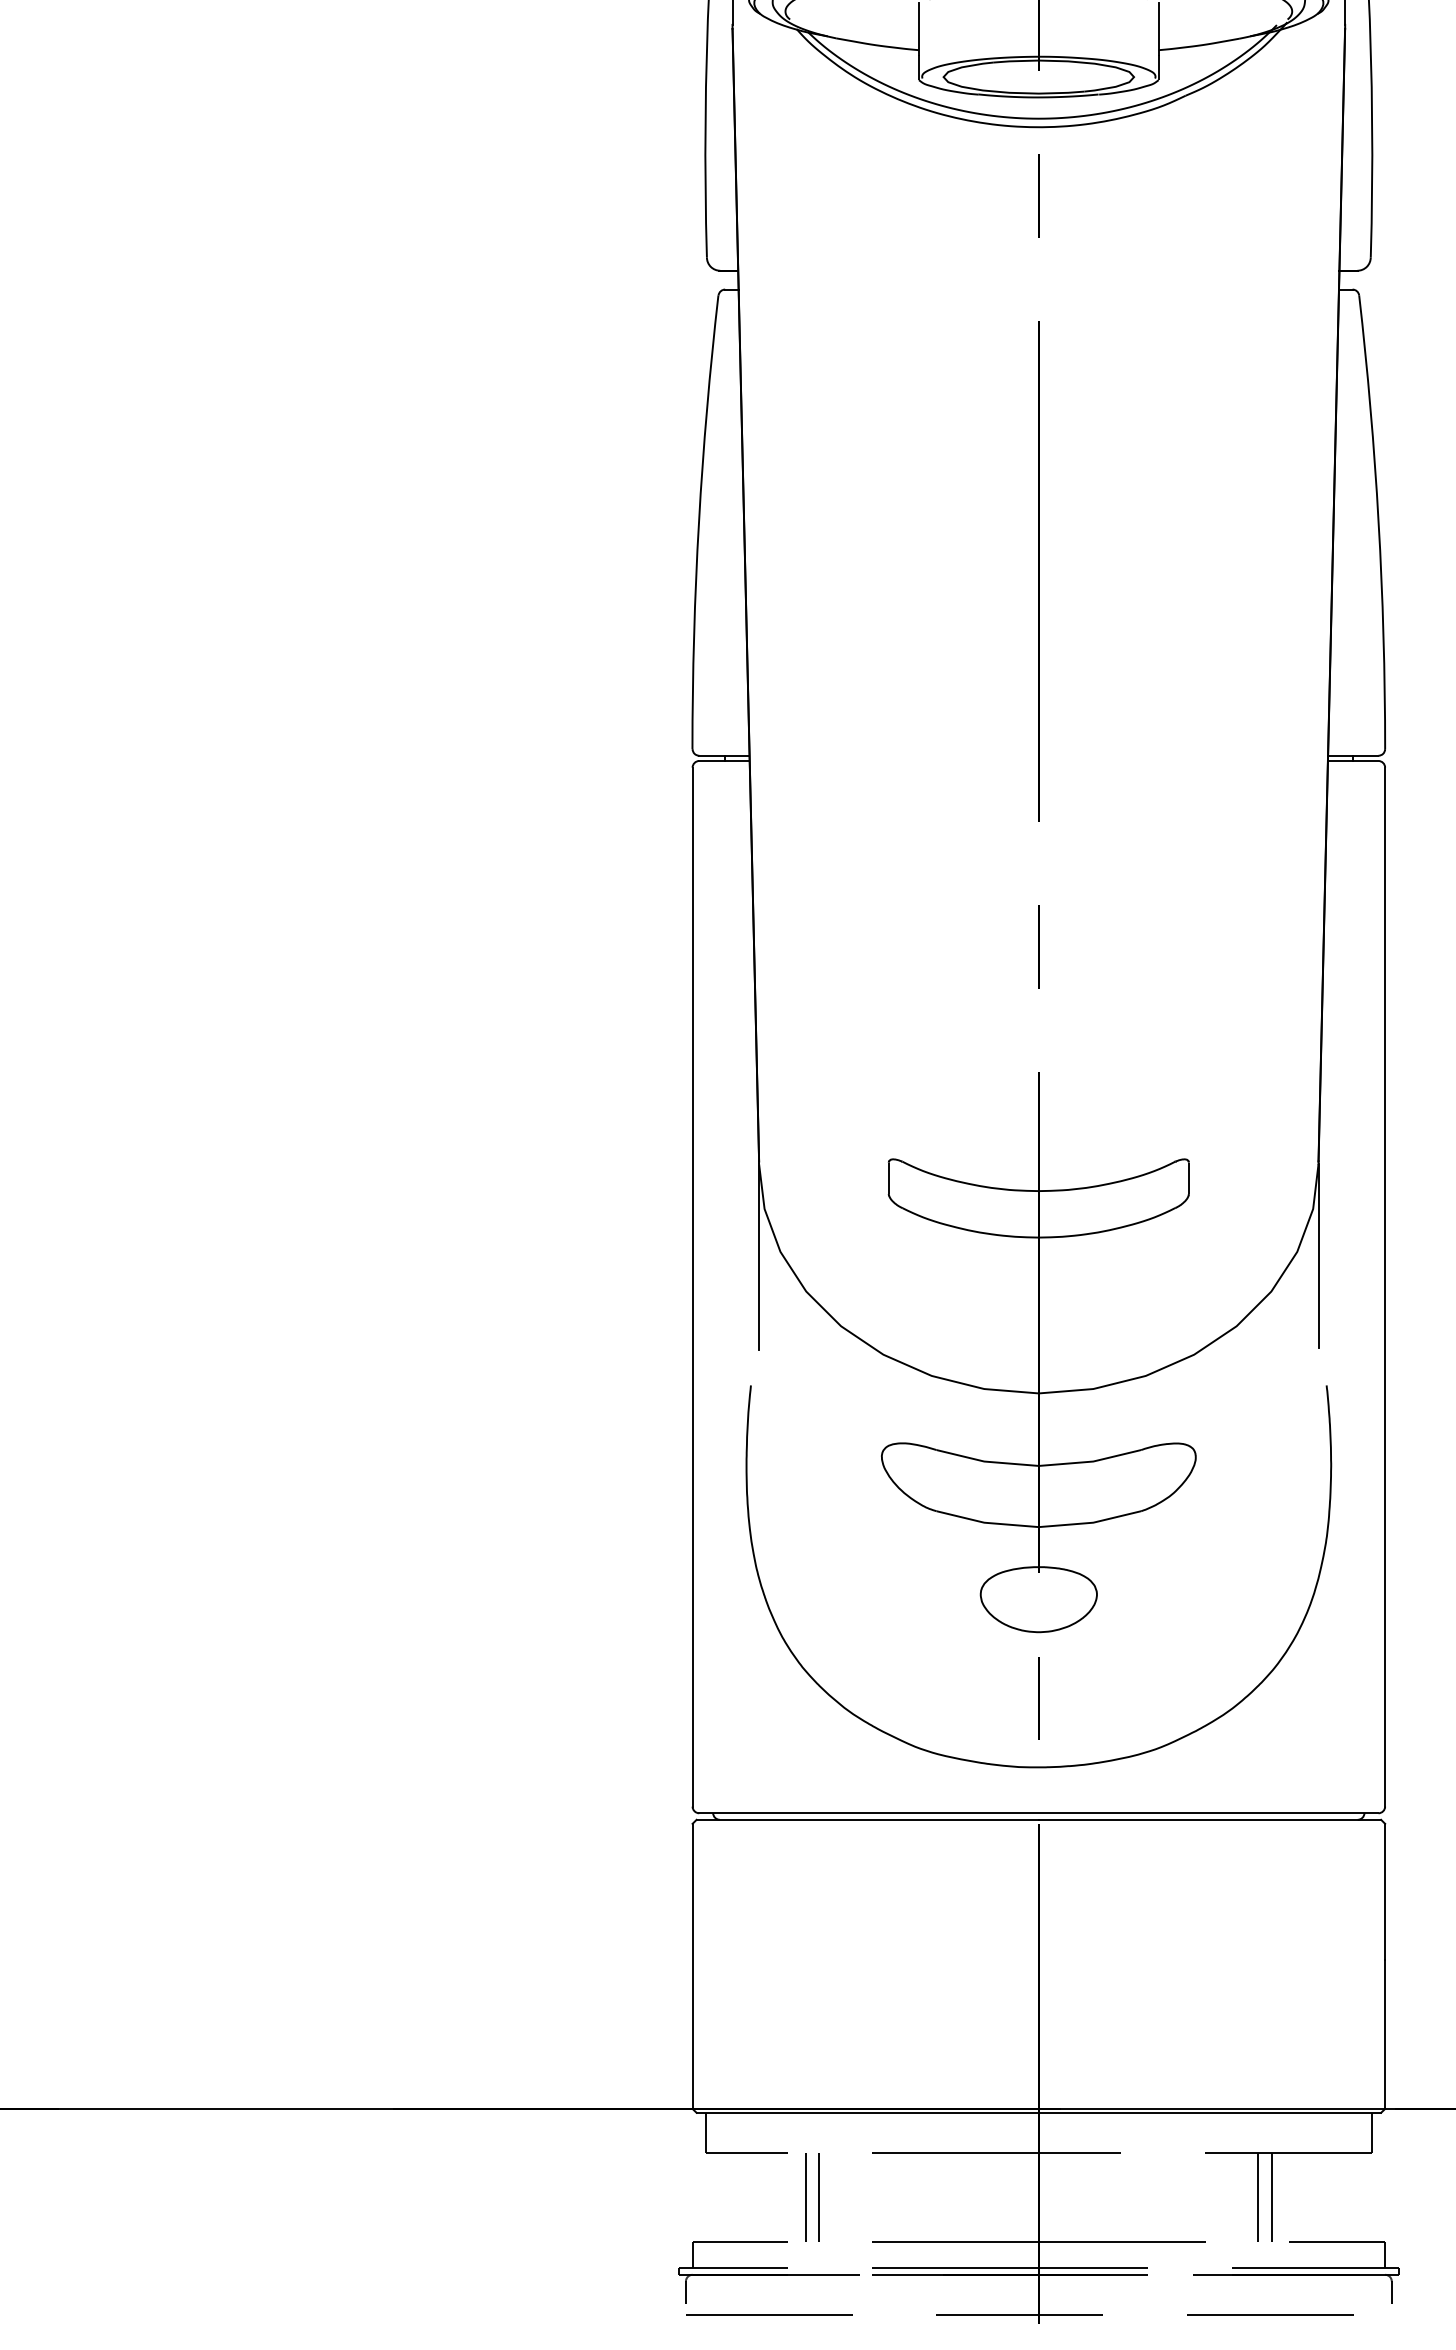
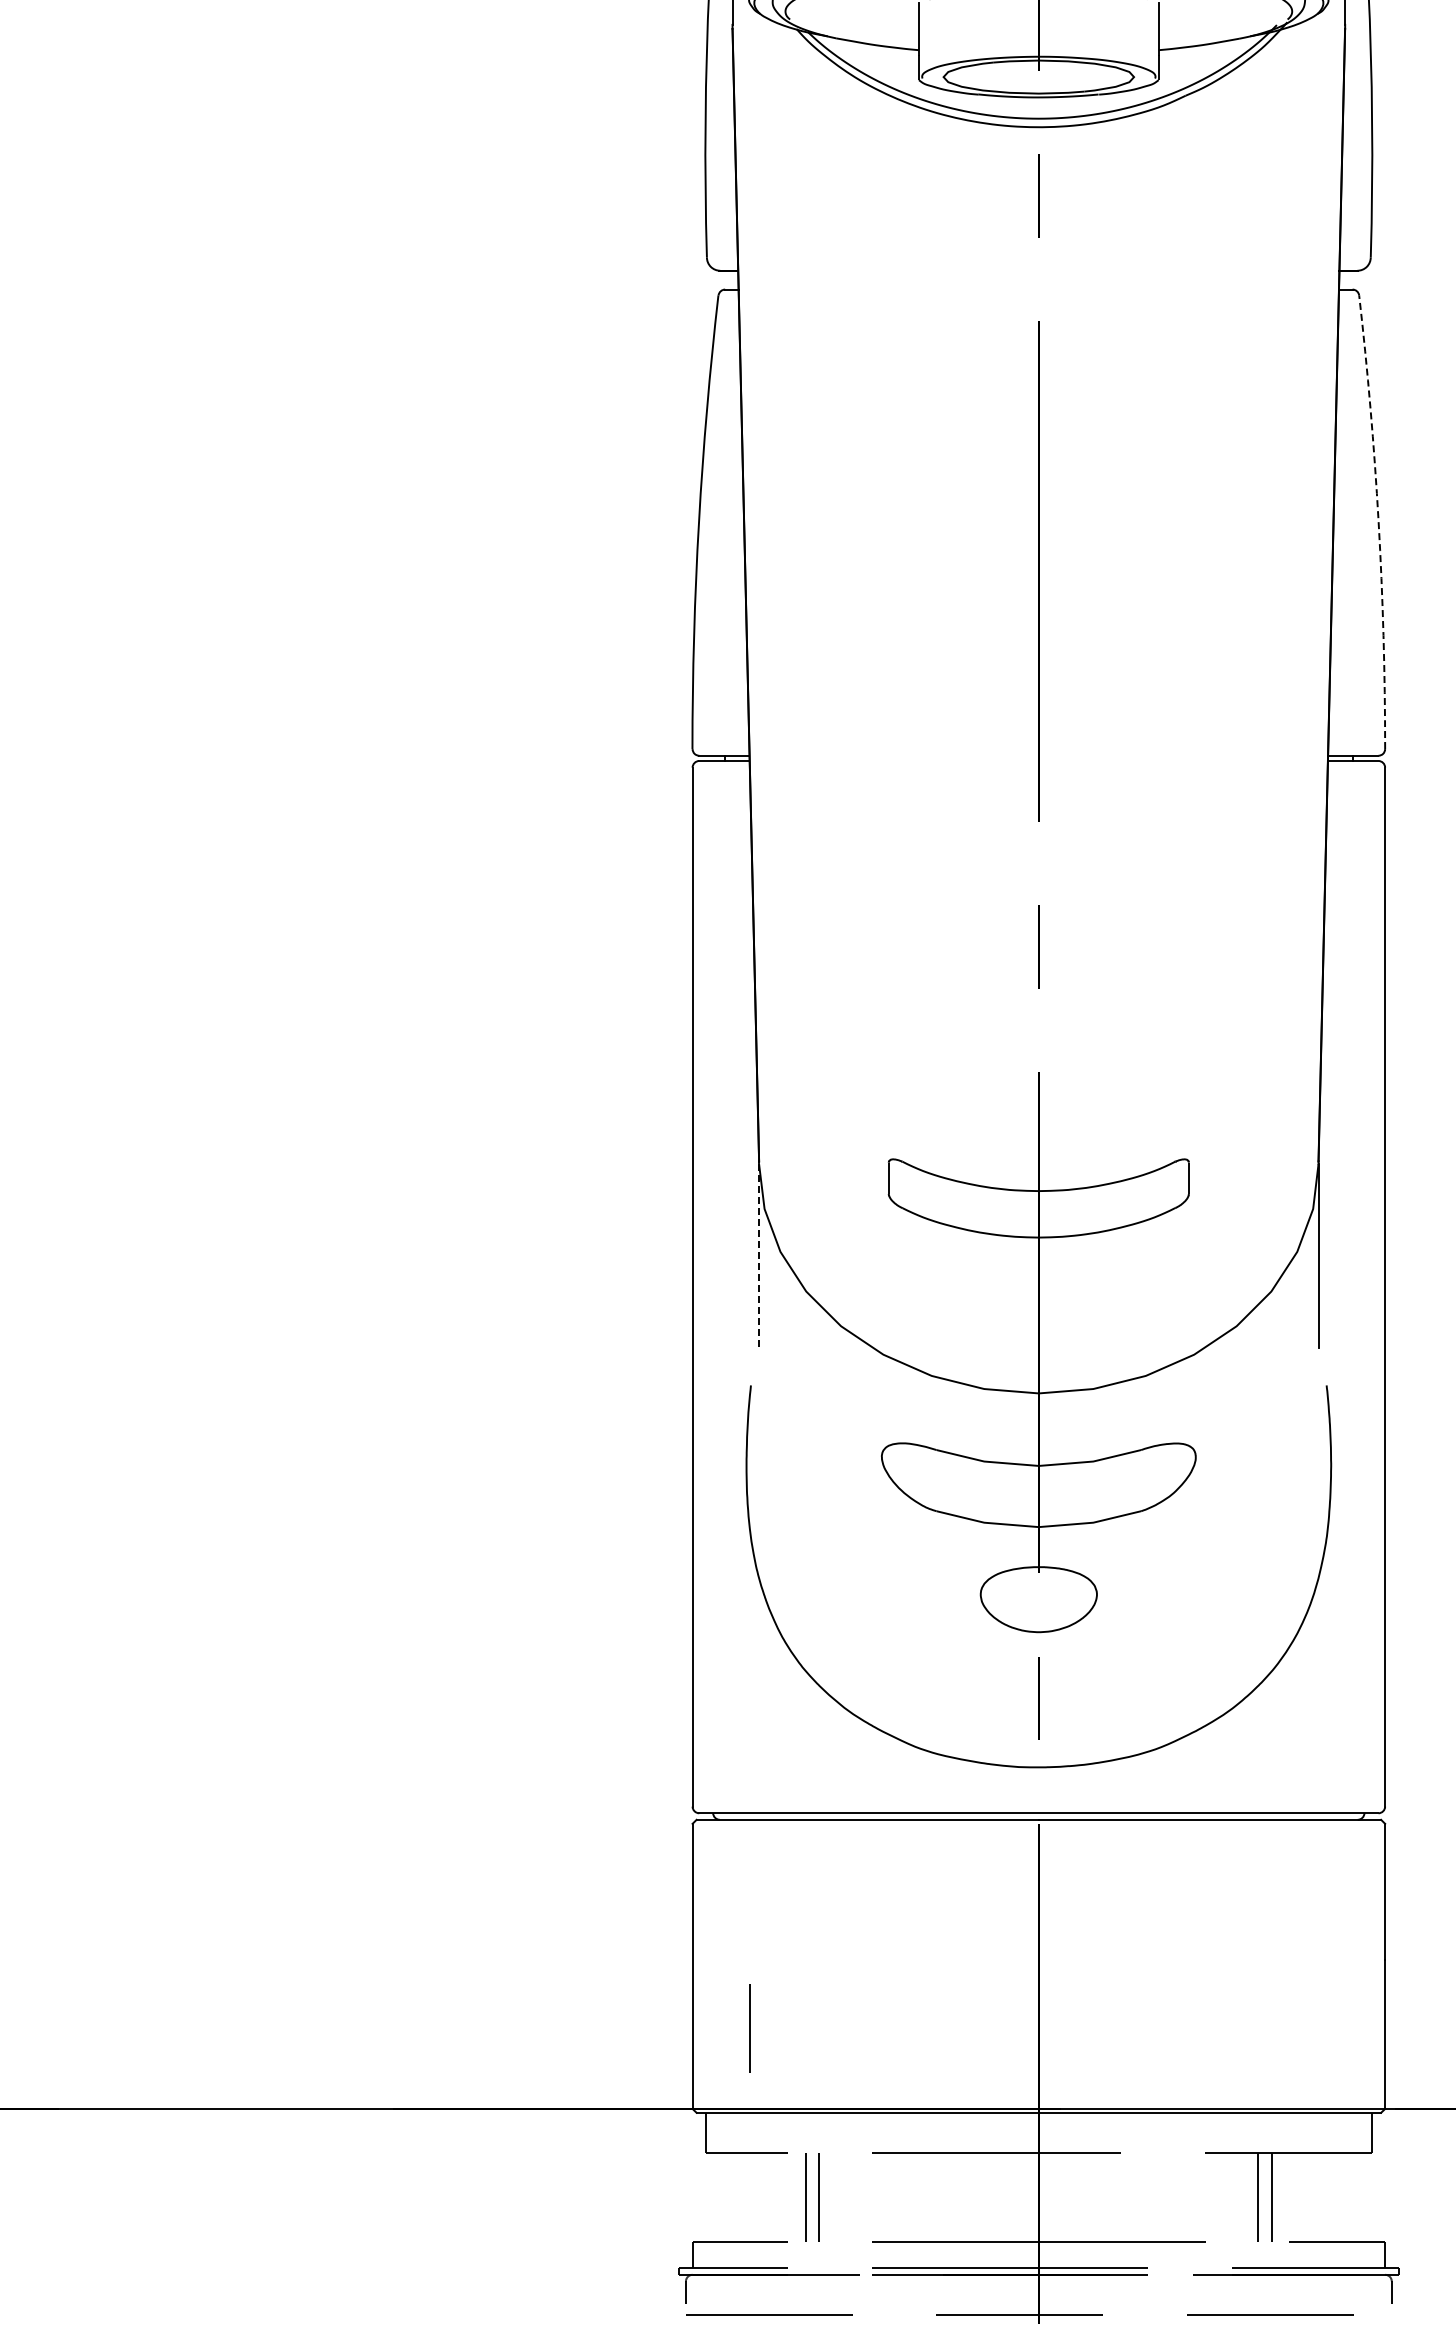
arc: solid -> dashed (1378, 521)
line: solid -> dashed (759, 1257)
line: none -> present (749, 2028)
